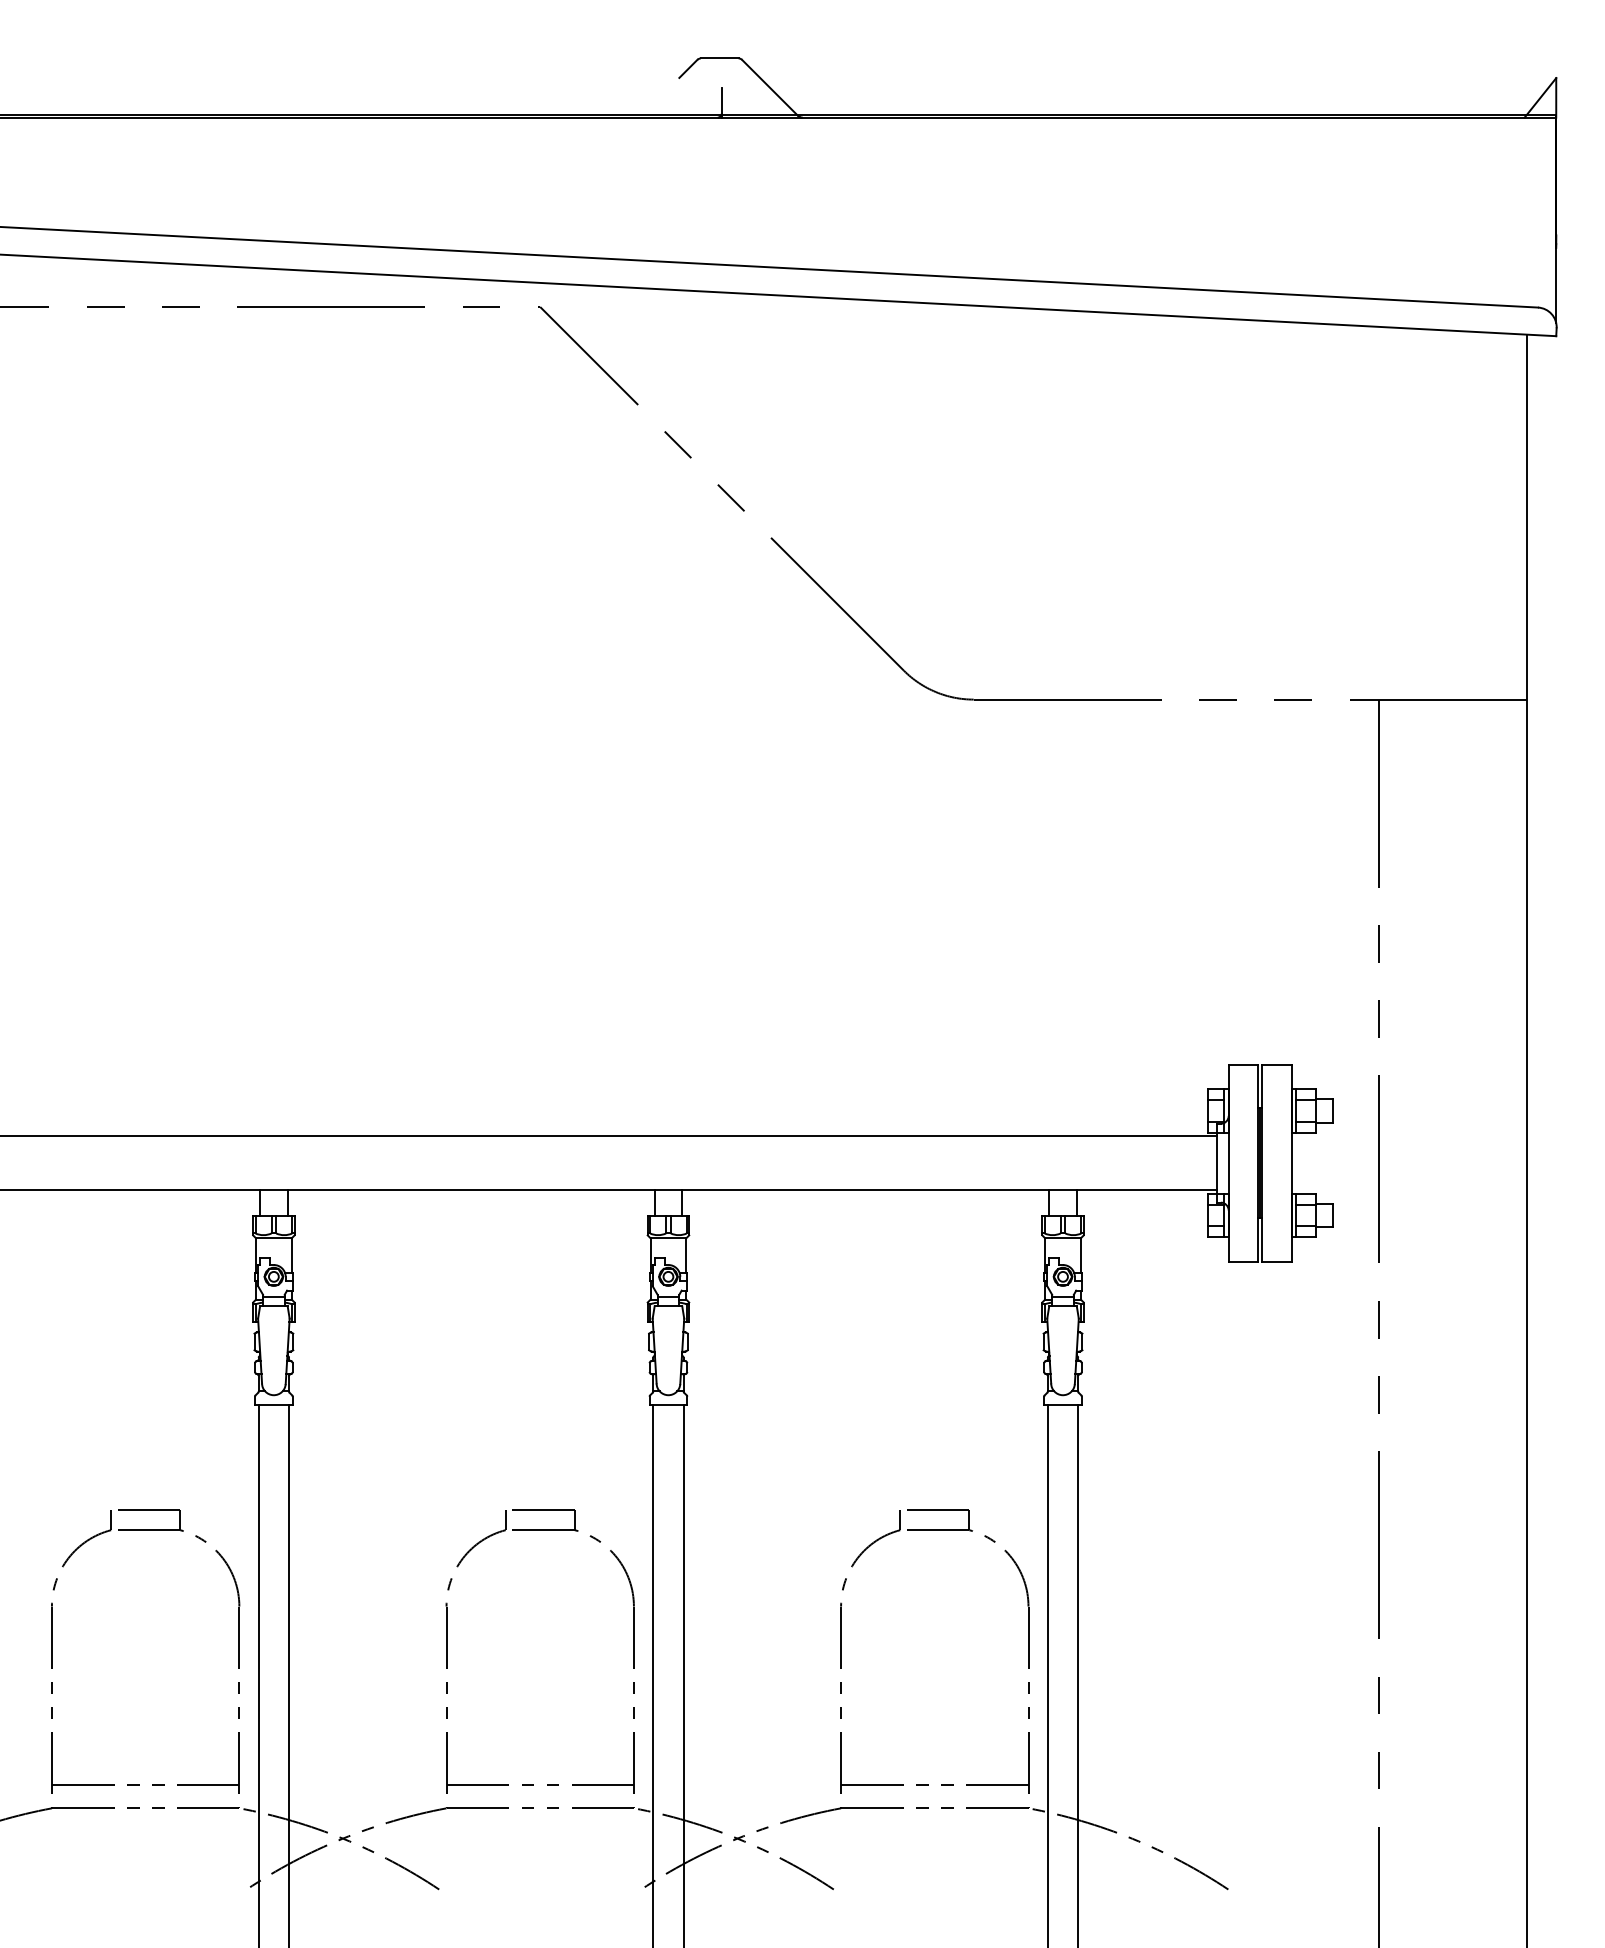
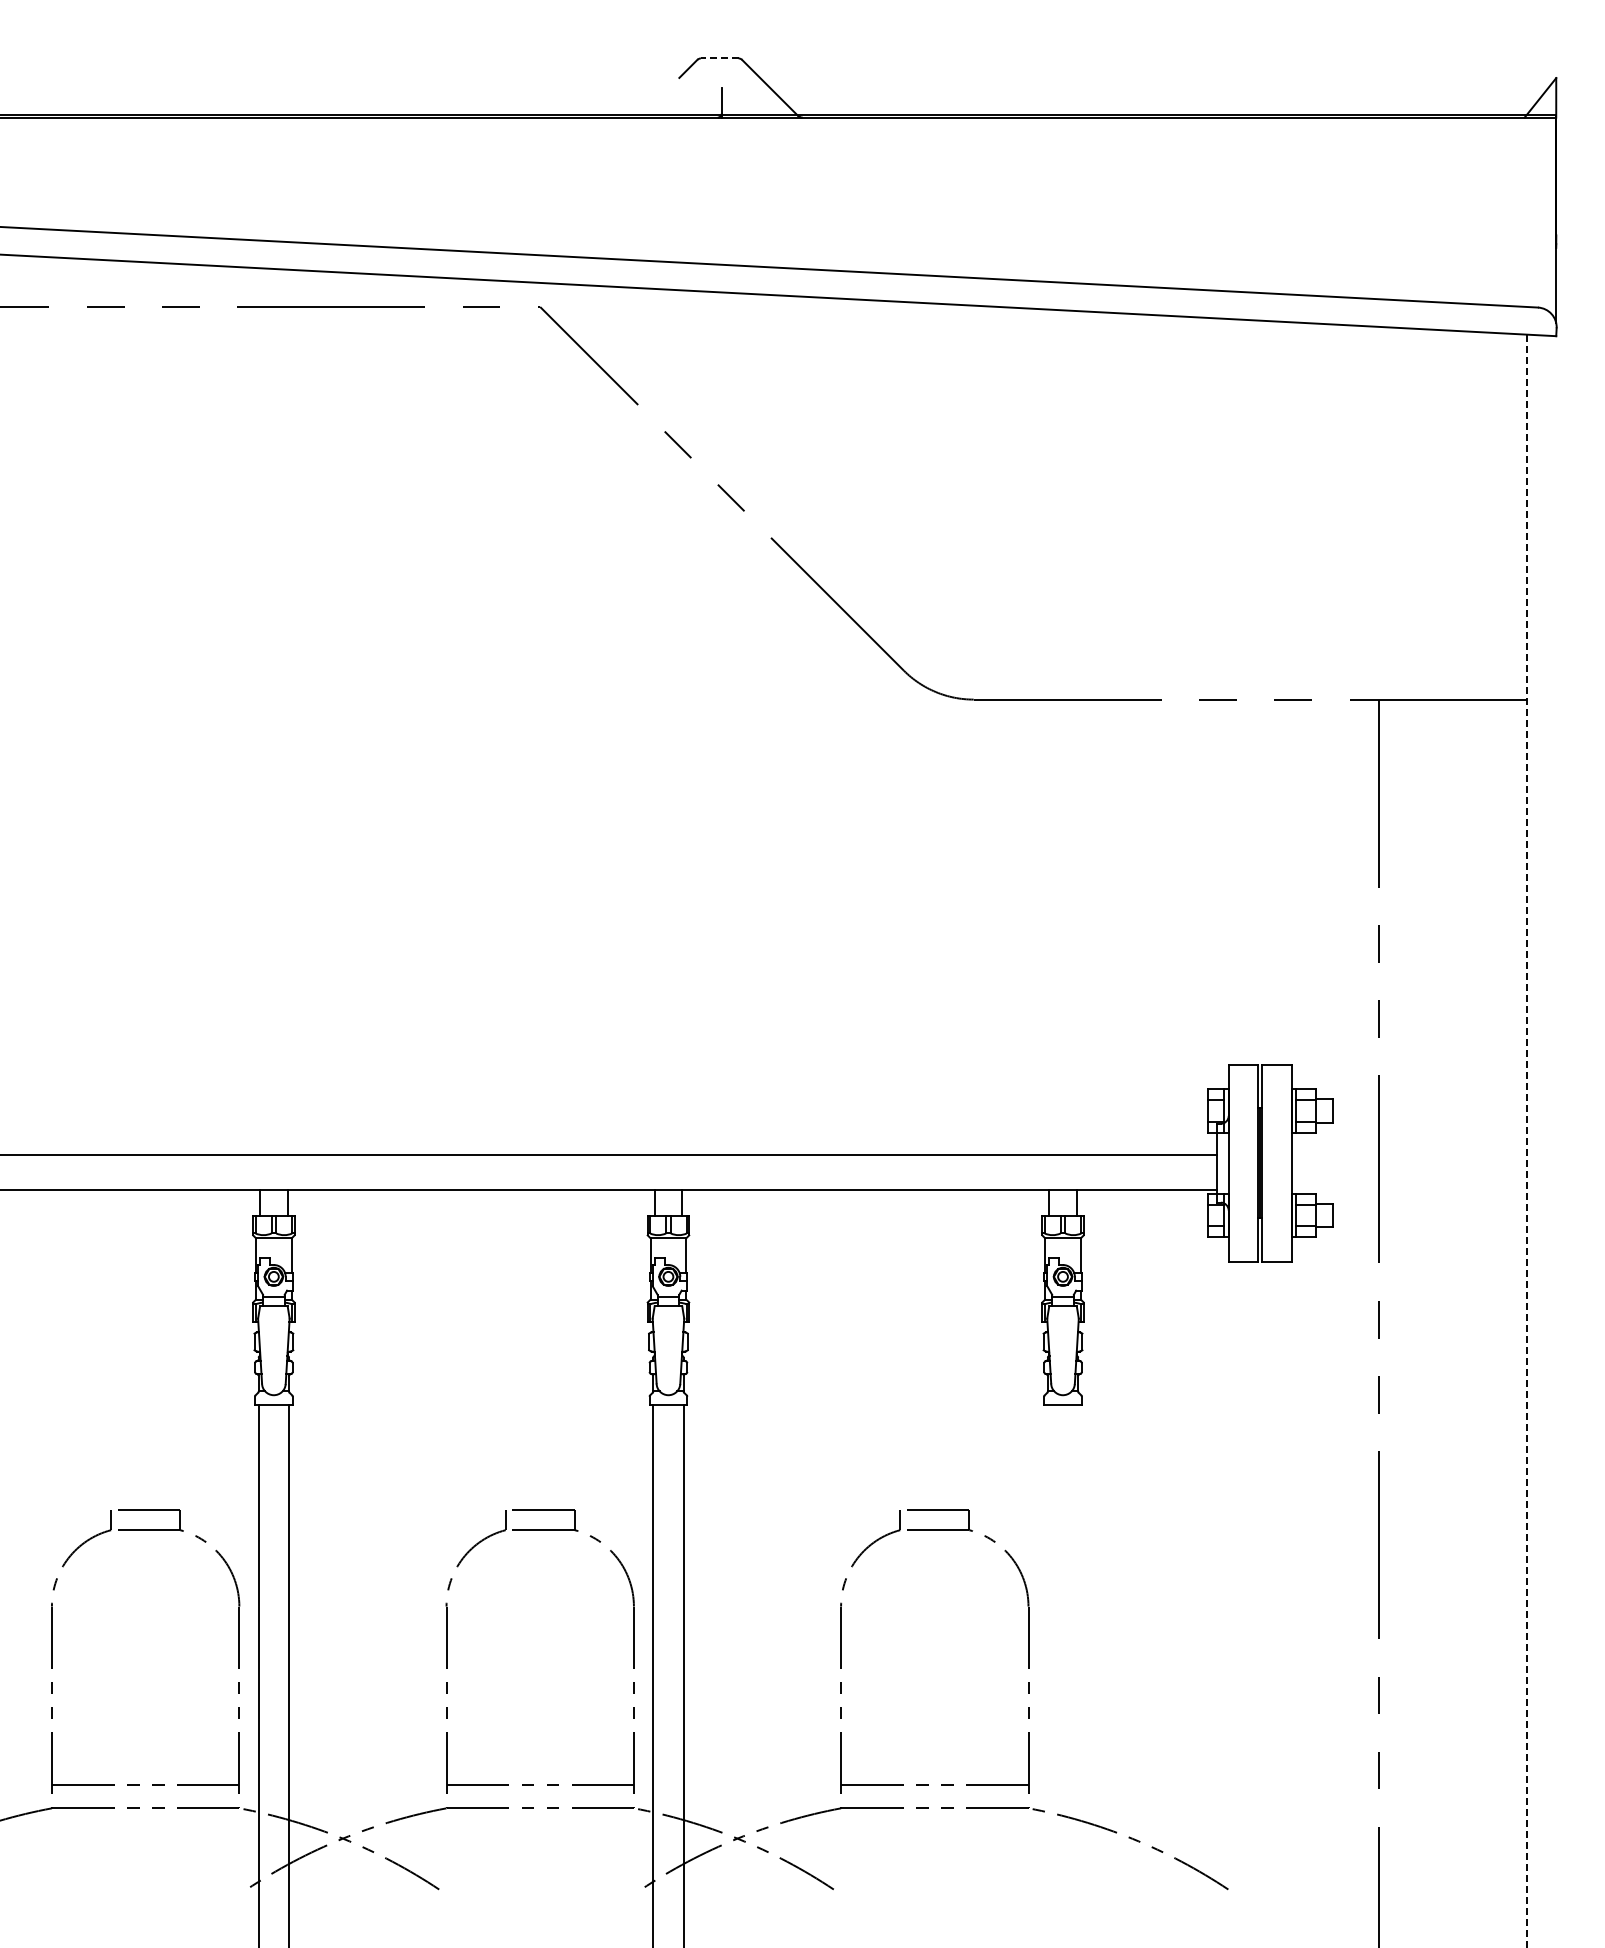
line: solid -> dashed (719, 58)
line position: (609, 1136) -> (609, 1155) (609, 1155)
line: solid -> dashed (1526, 1141)
line: present -> none (1047, 1674)
line: present -> none (1078, 1674)
